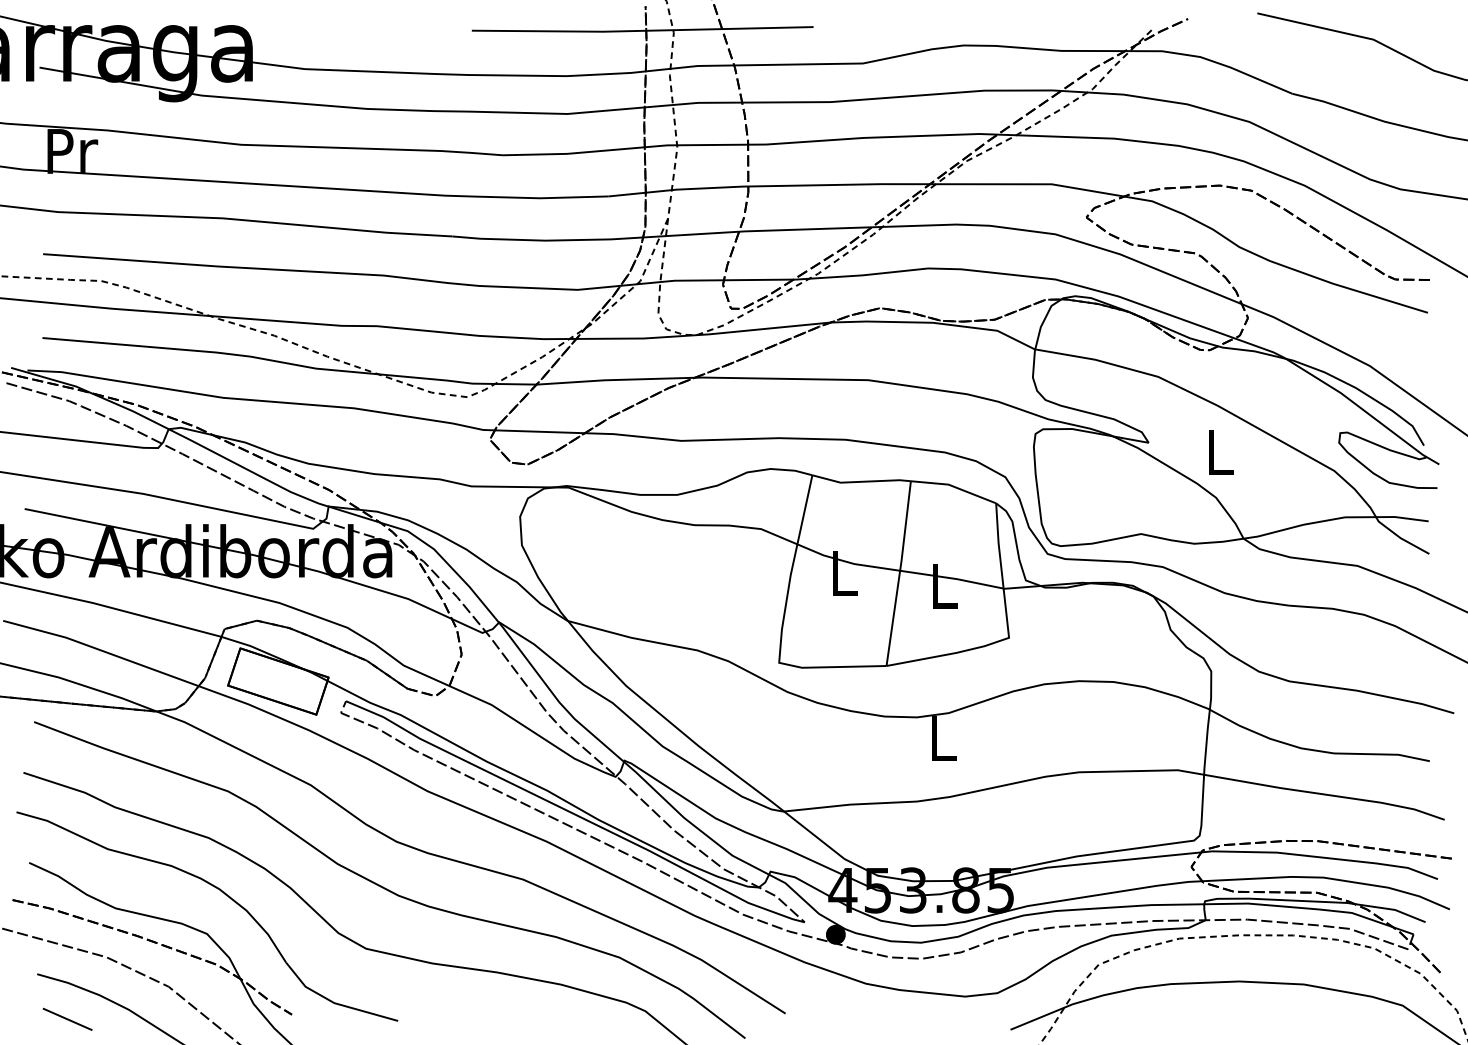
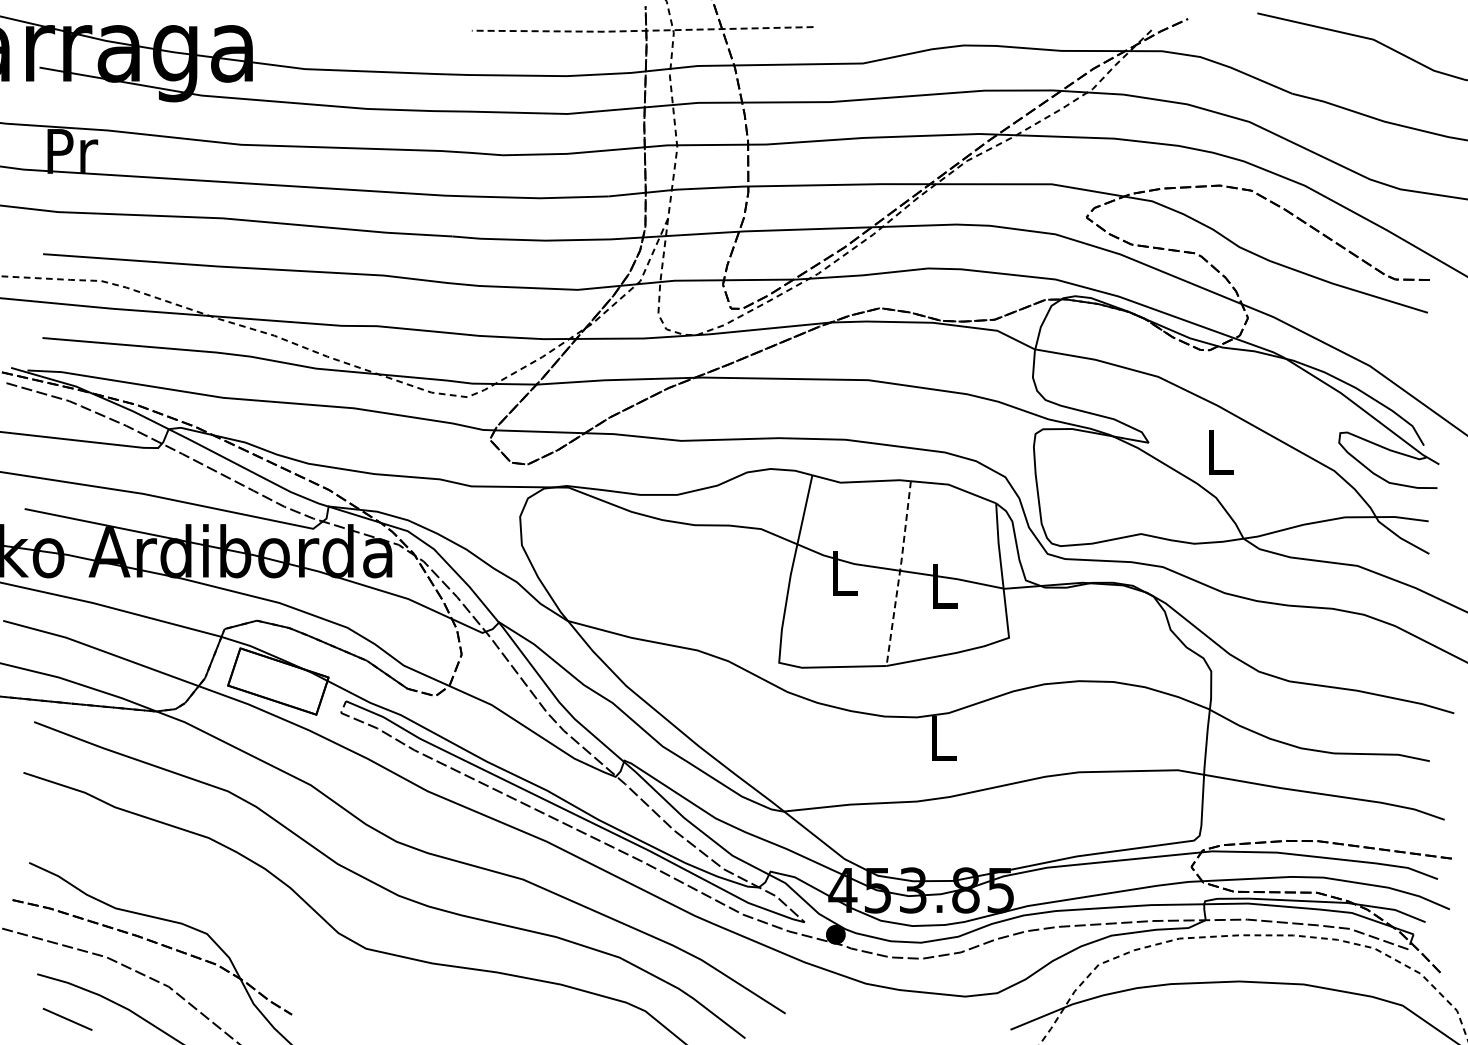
line: solid -> dashed (641, 30)
line: solid -> dashed (899, 573)
part: present -> none (225, 895)
